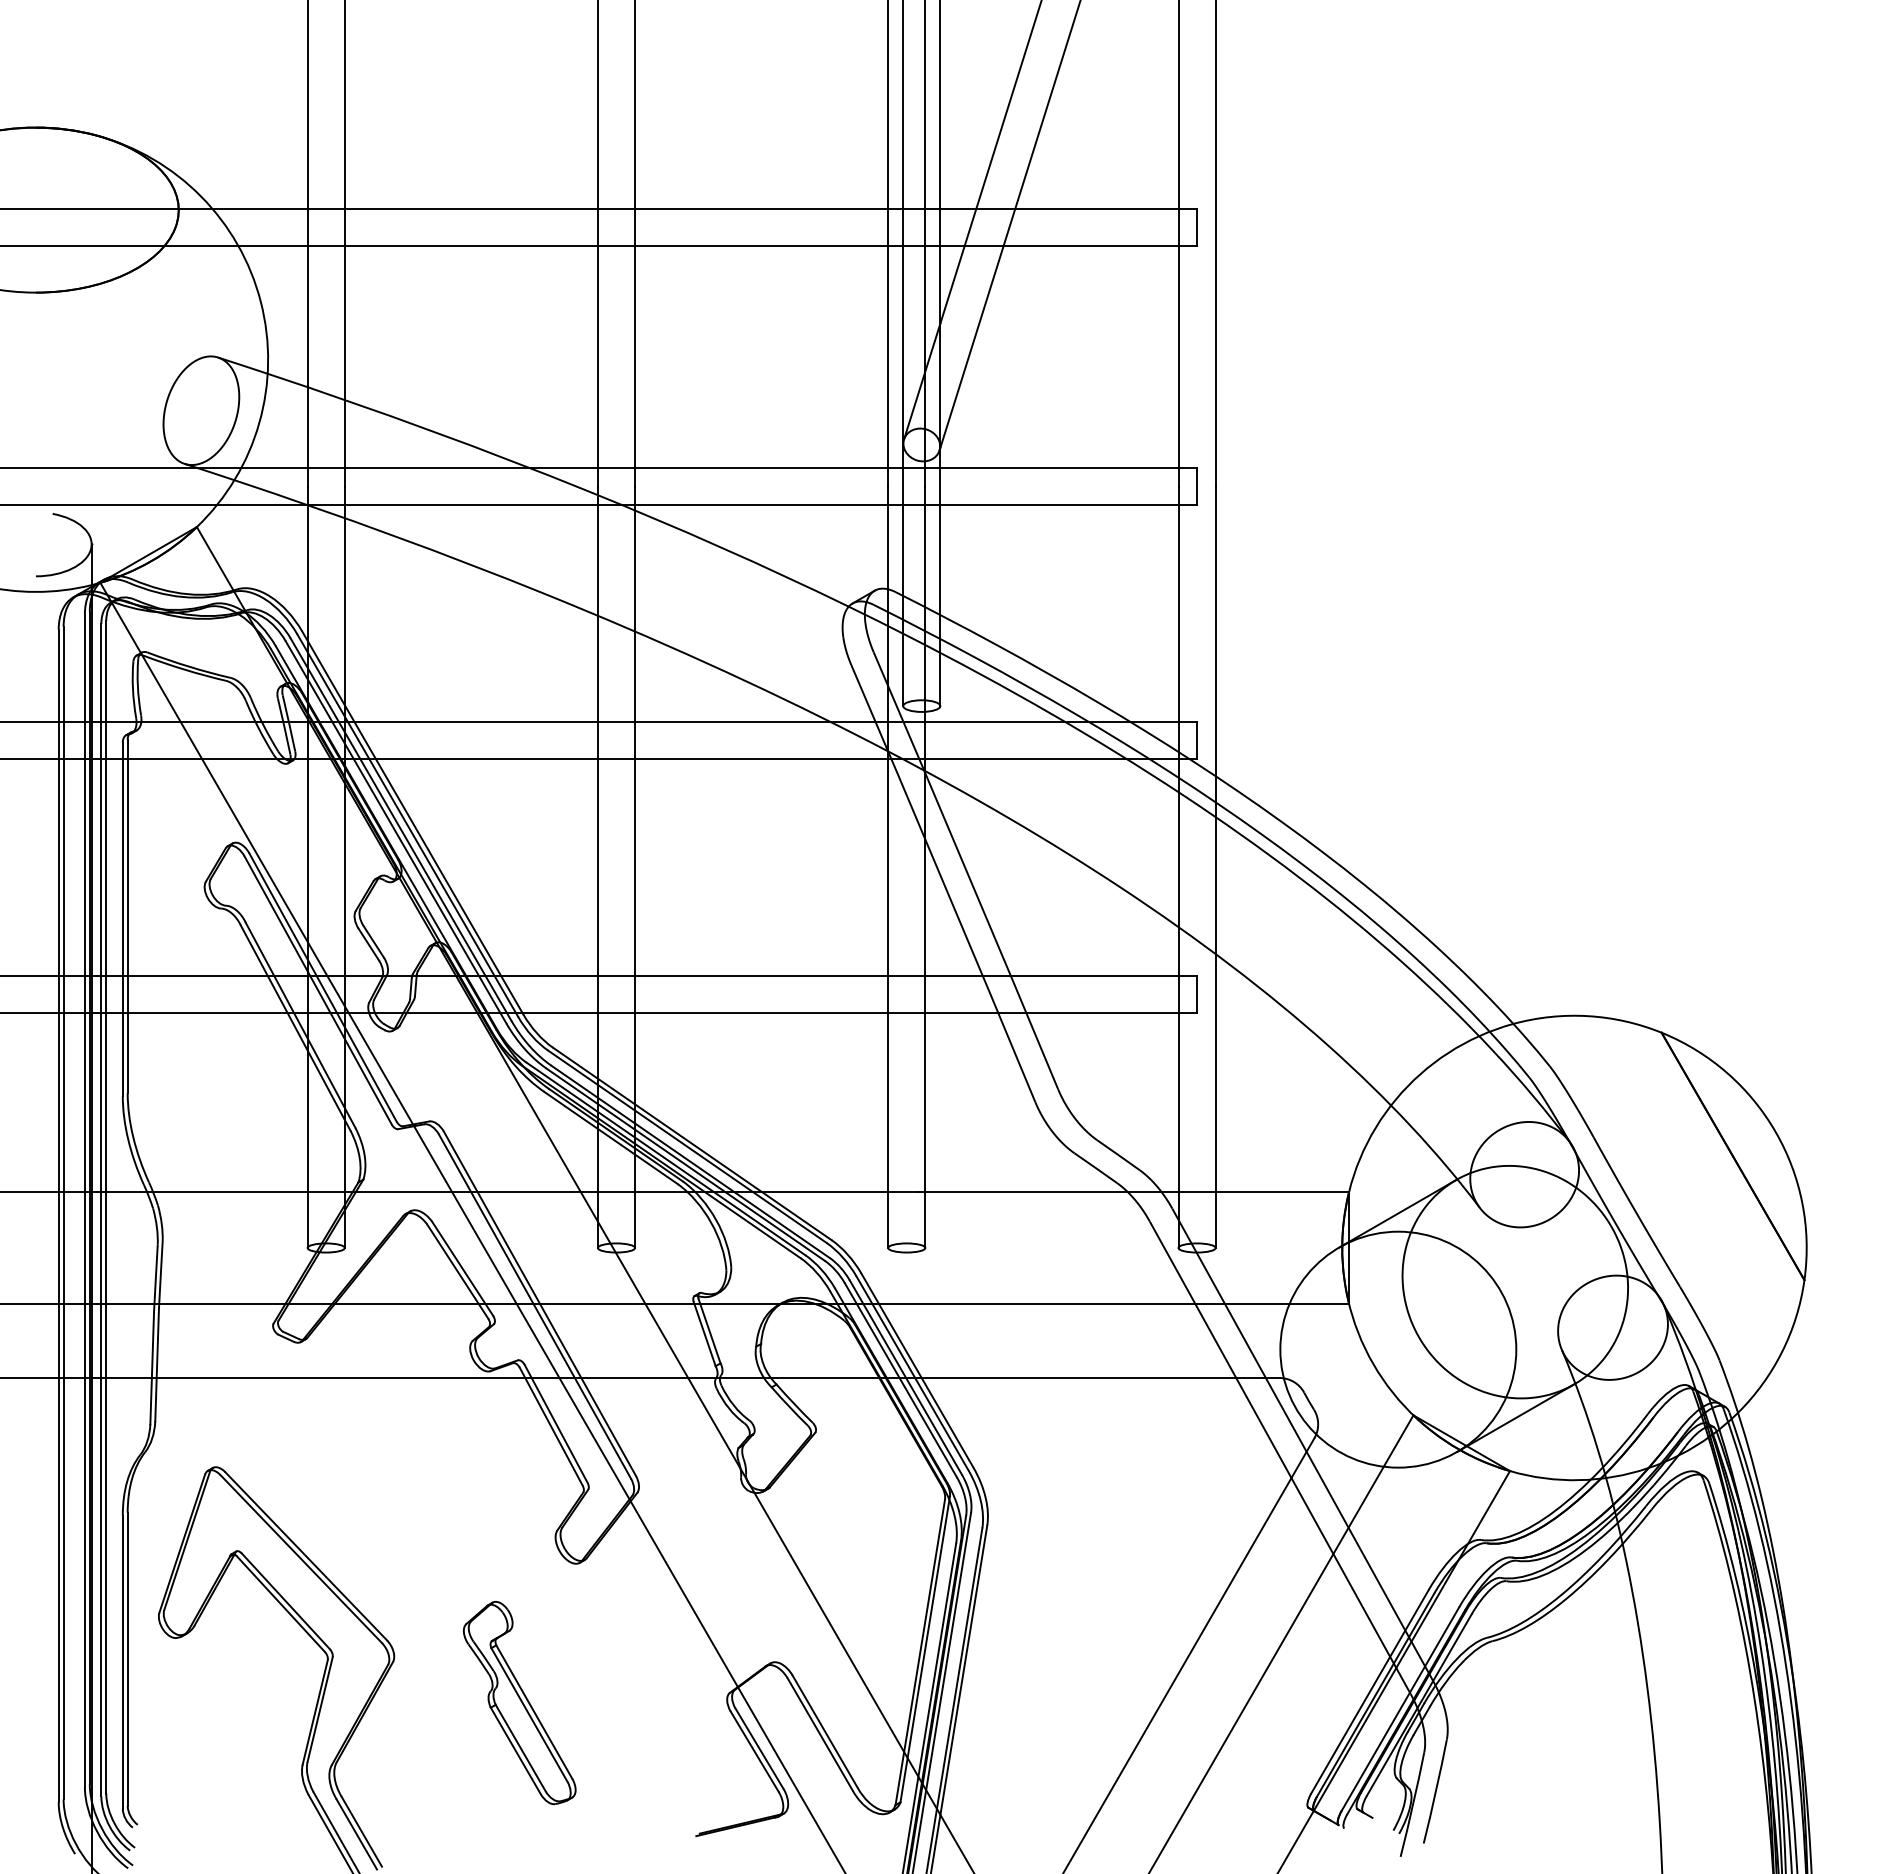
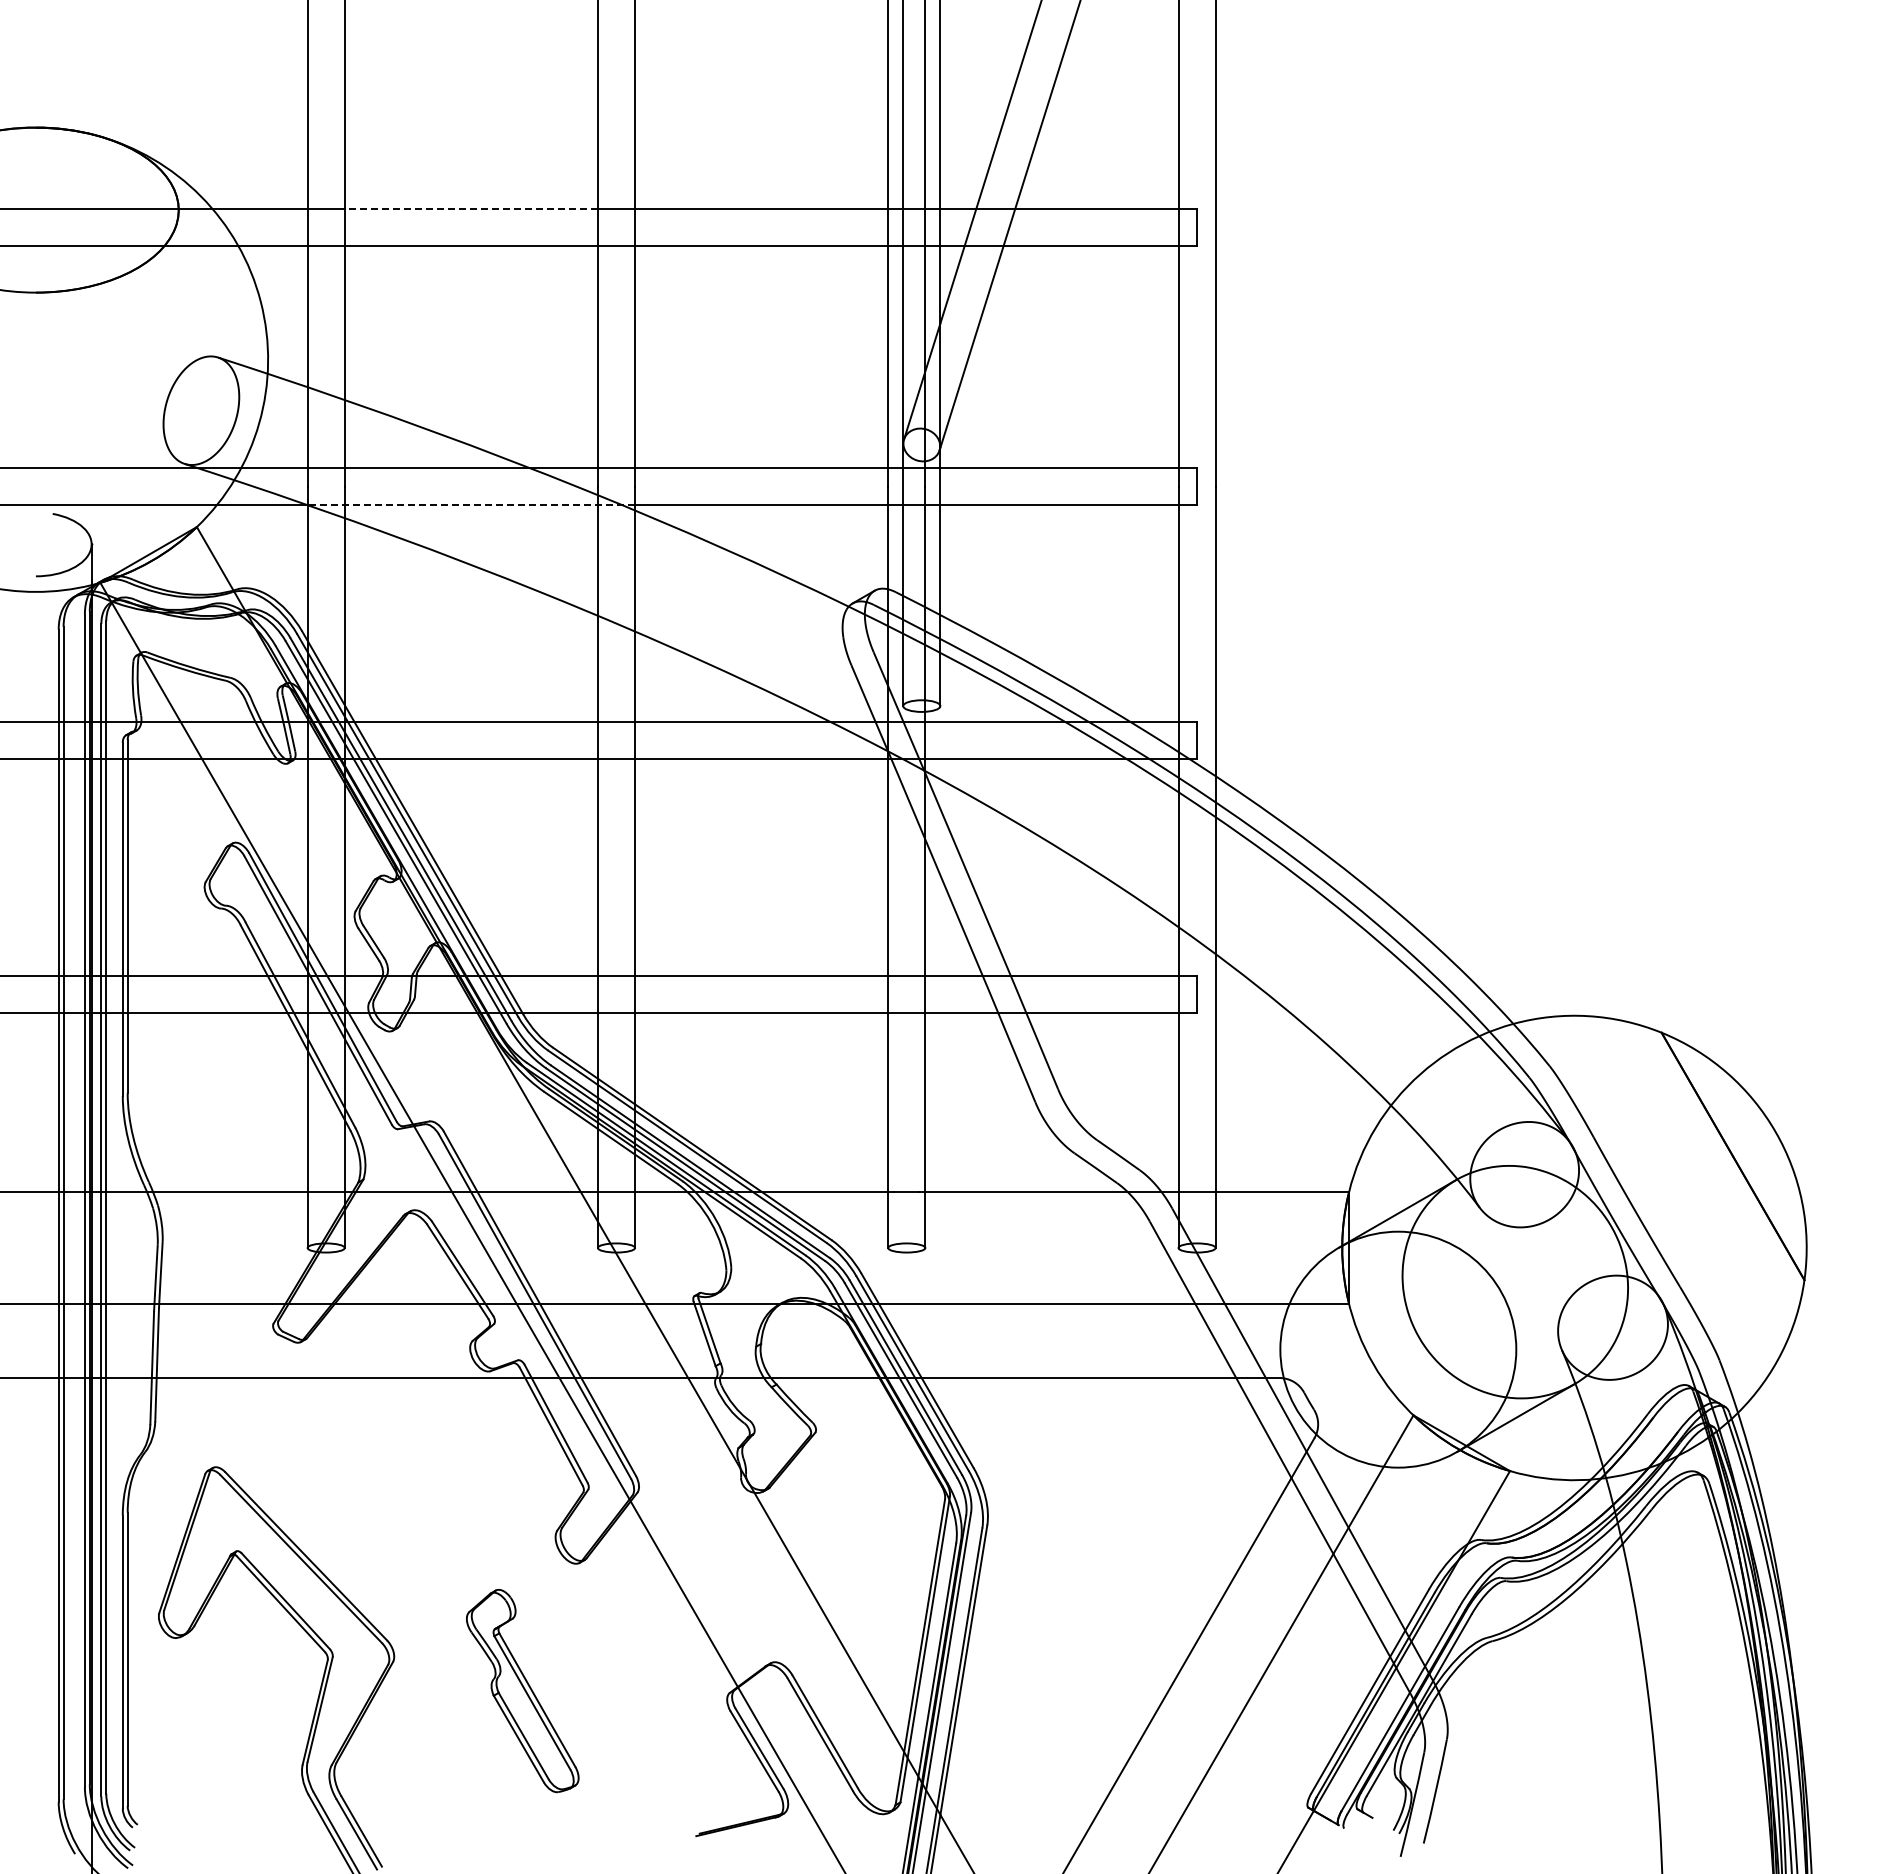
line: solid -> dashed (471, 209)
line: solid -> dashed (471, 505)
part position: (519, 1703) -> (522, 1691) (522, 1691)
